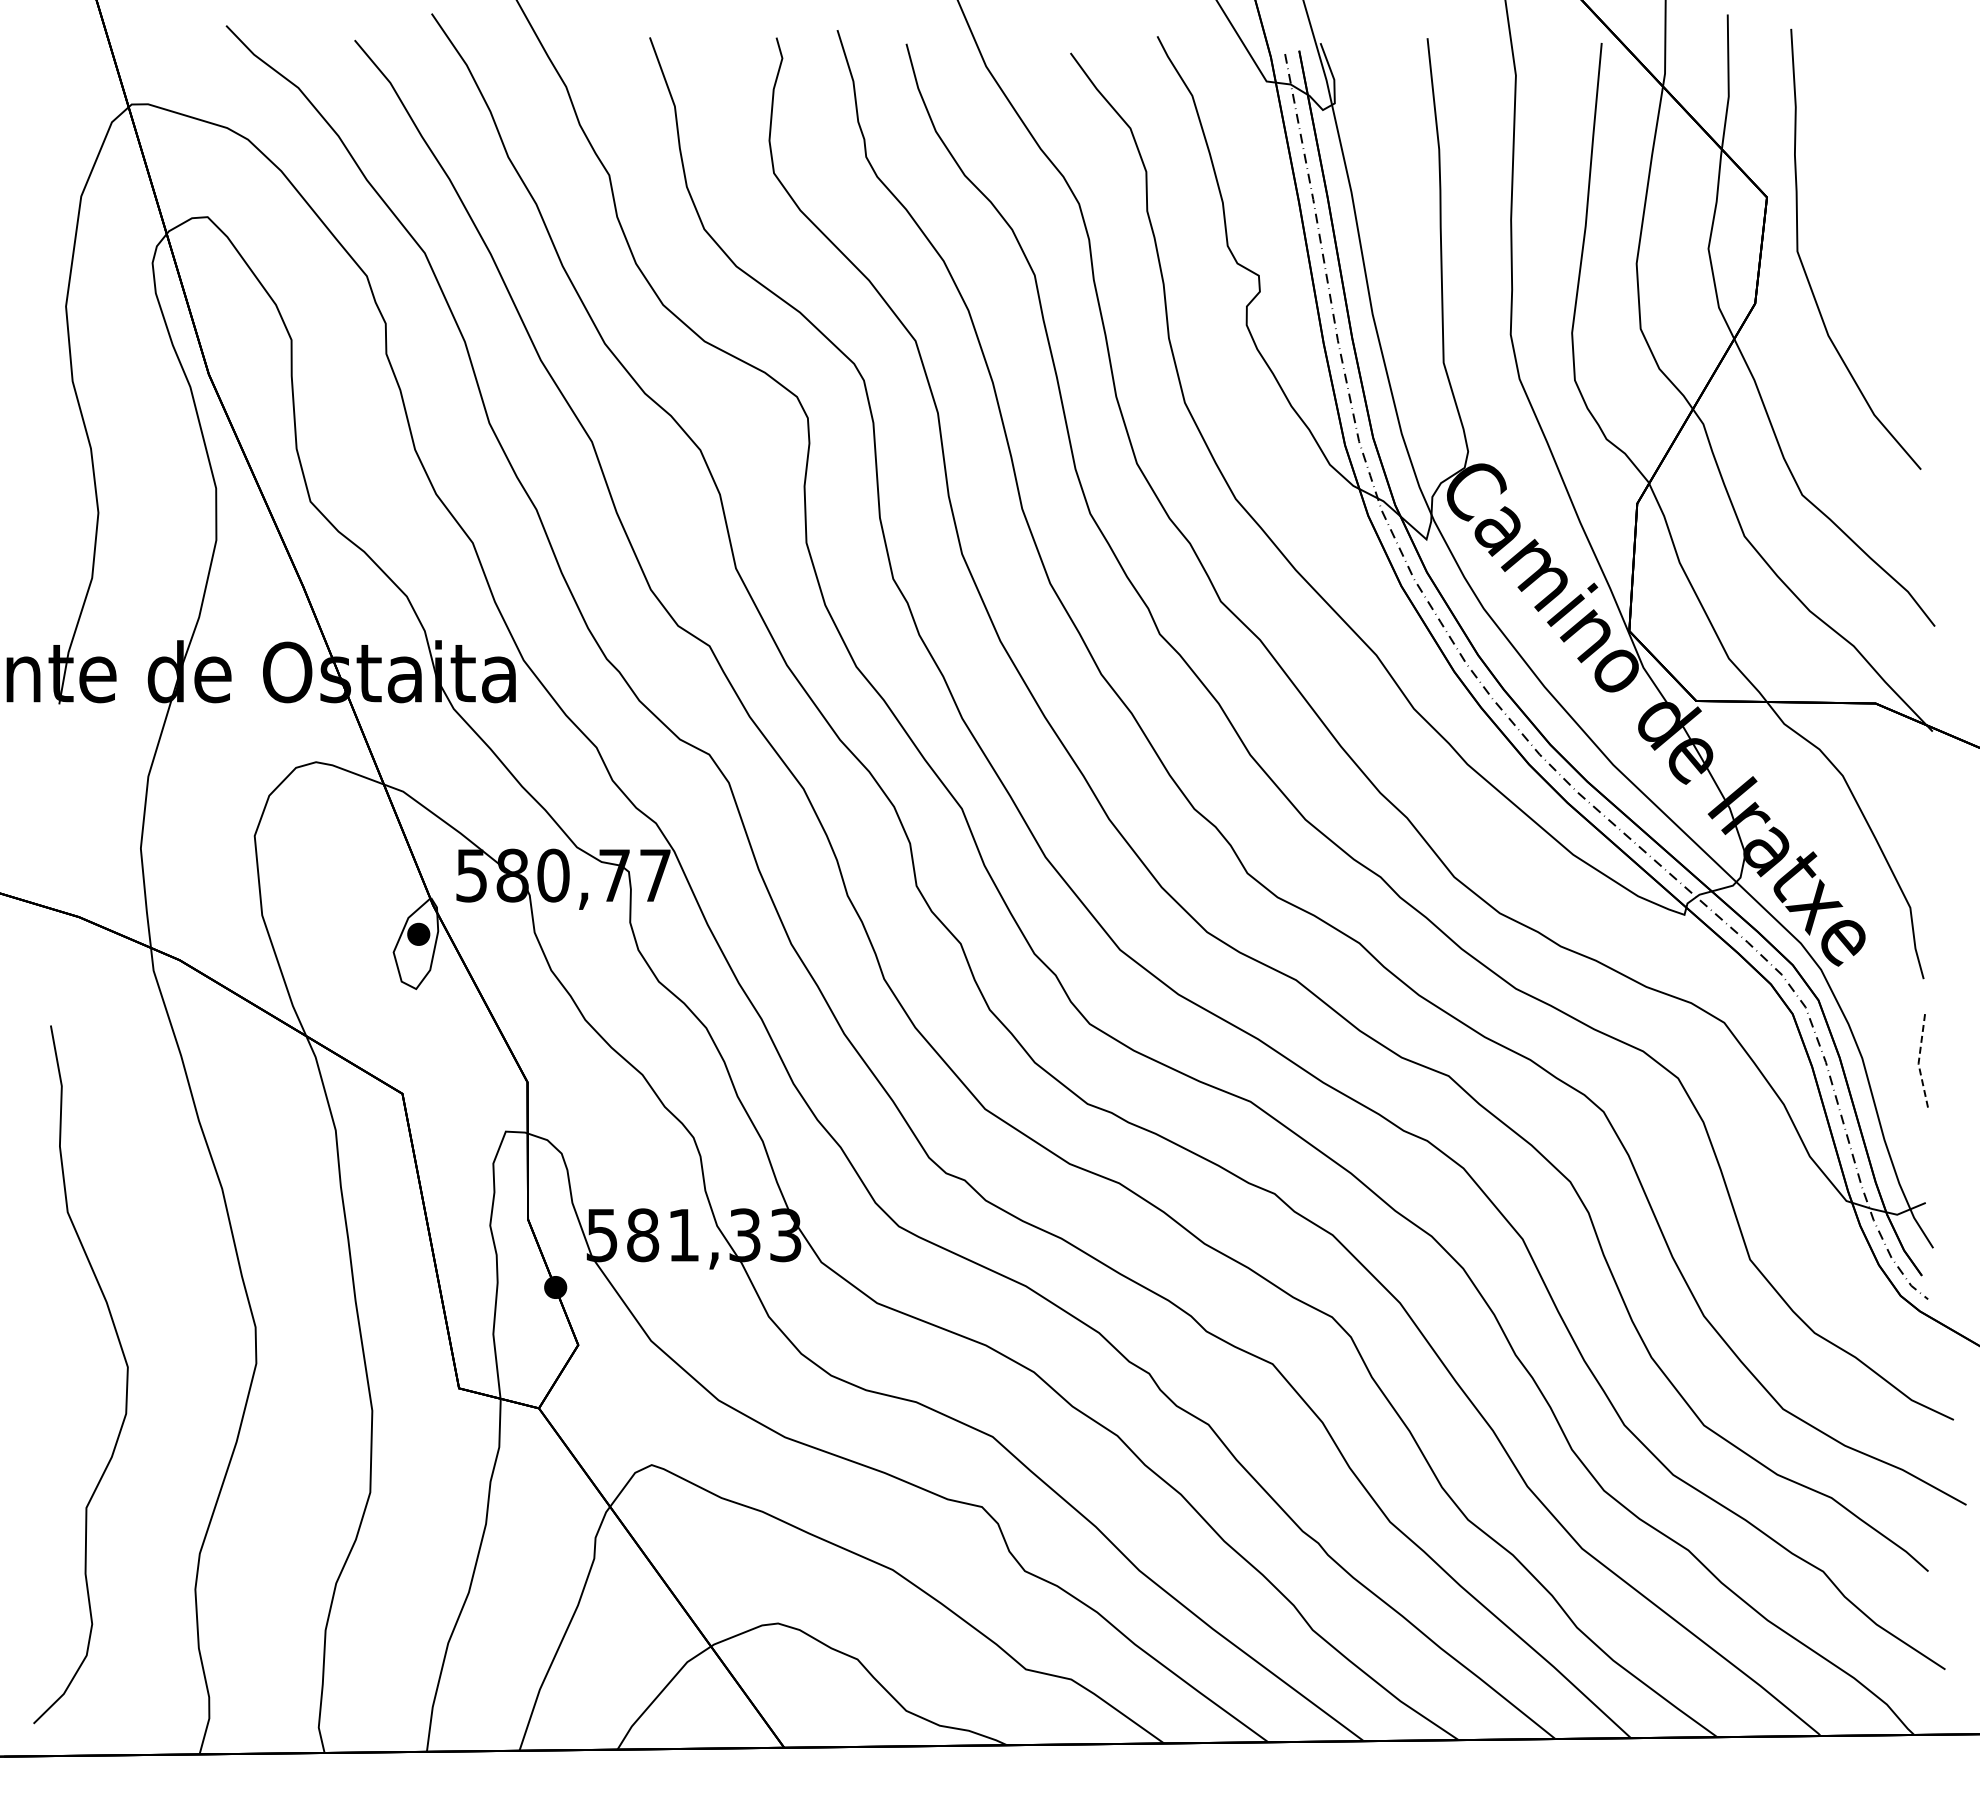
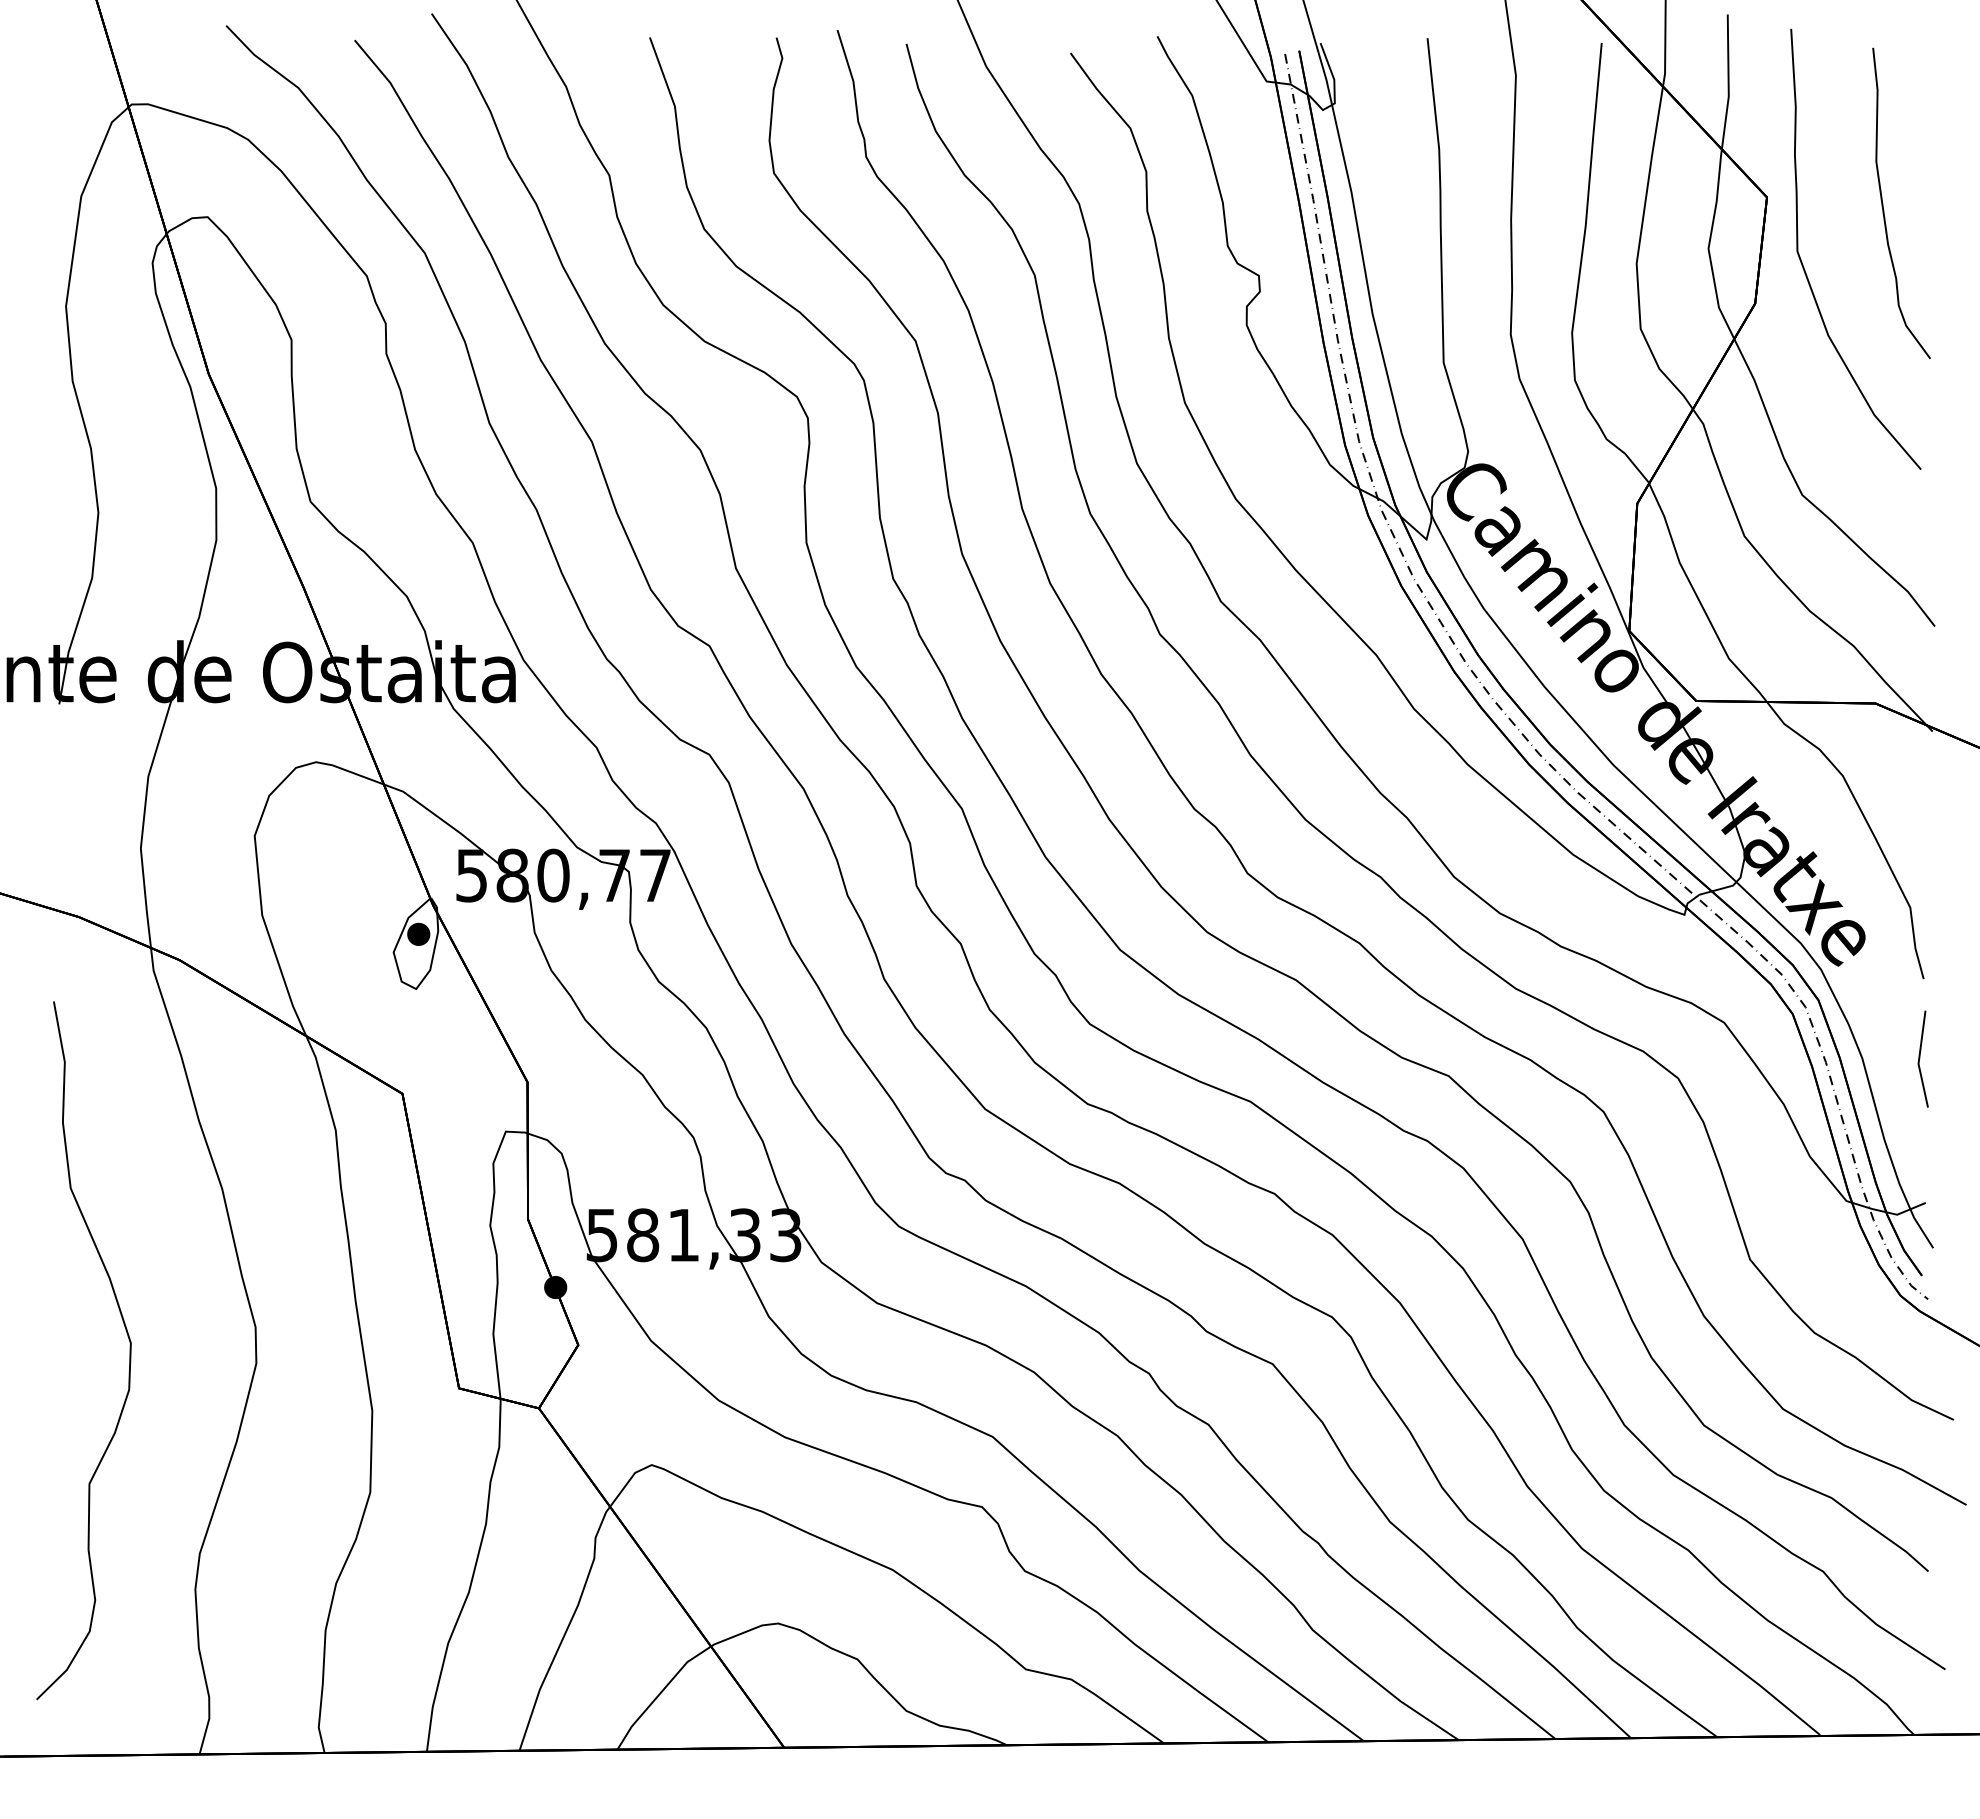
curve: none -> present (1883, 203)
line: dashed -> solid (1919, 1059)
curve position: (126, 1374) -> (129, 1350) (129, 1350)
